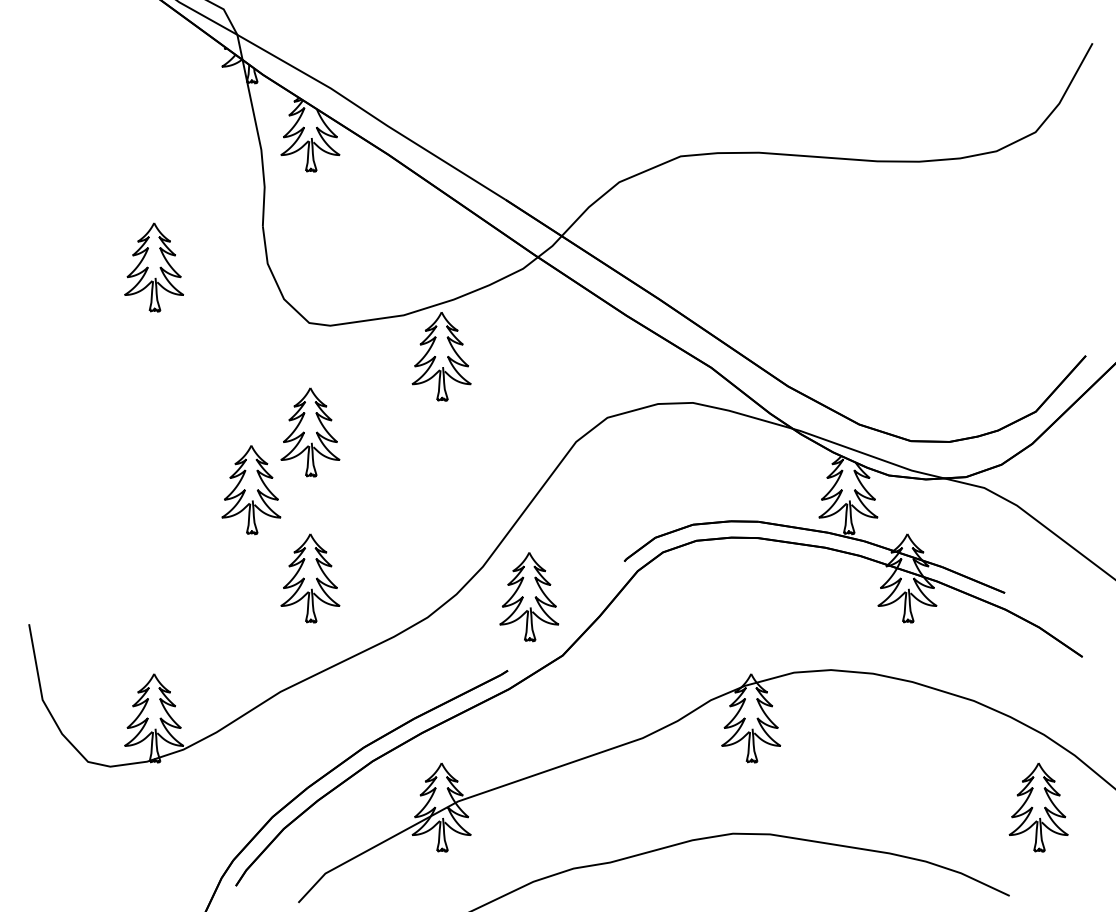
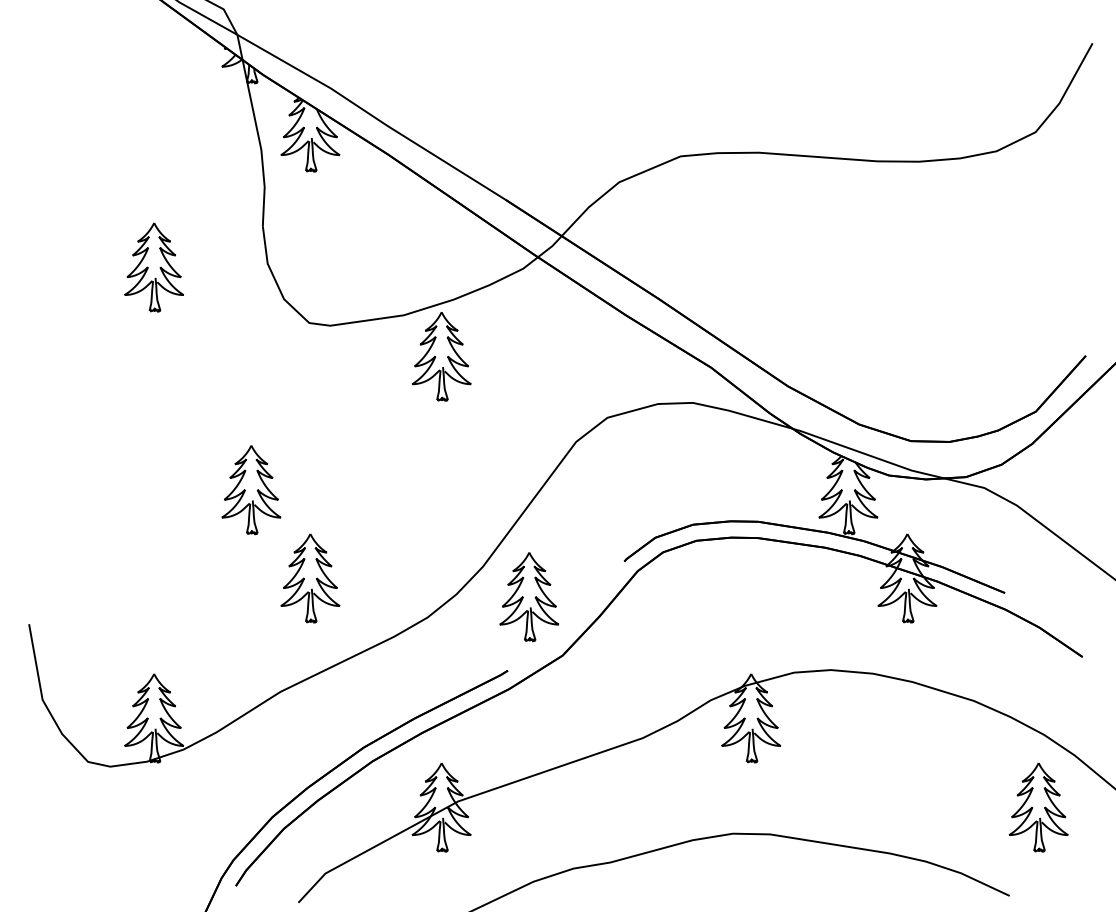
part: present -> none (310, 432)
